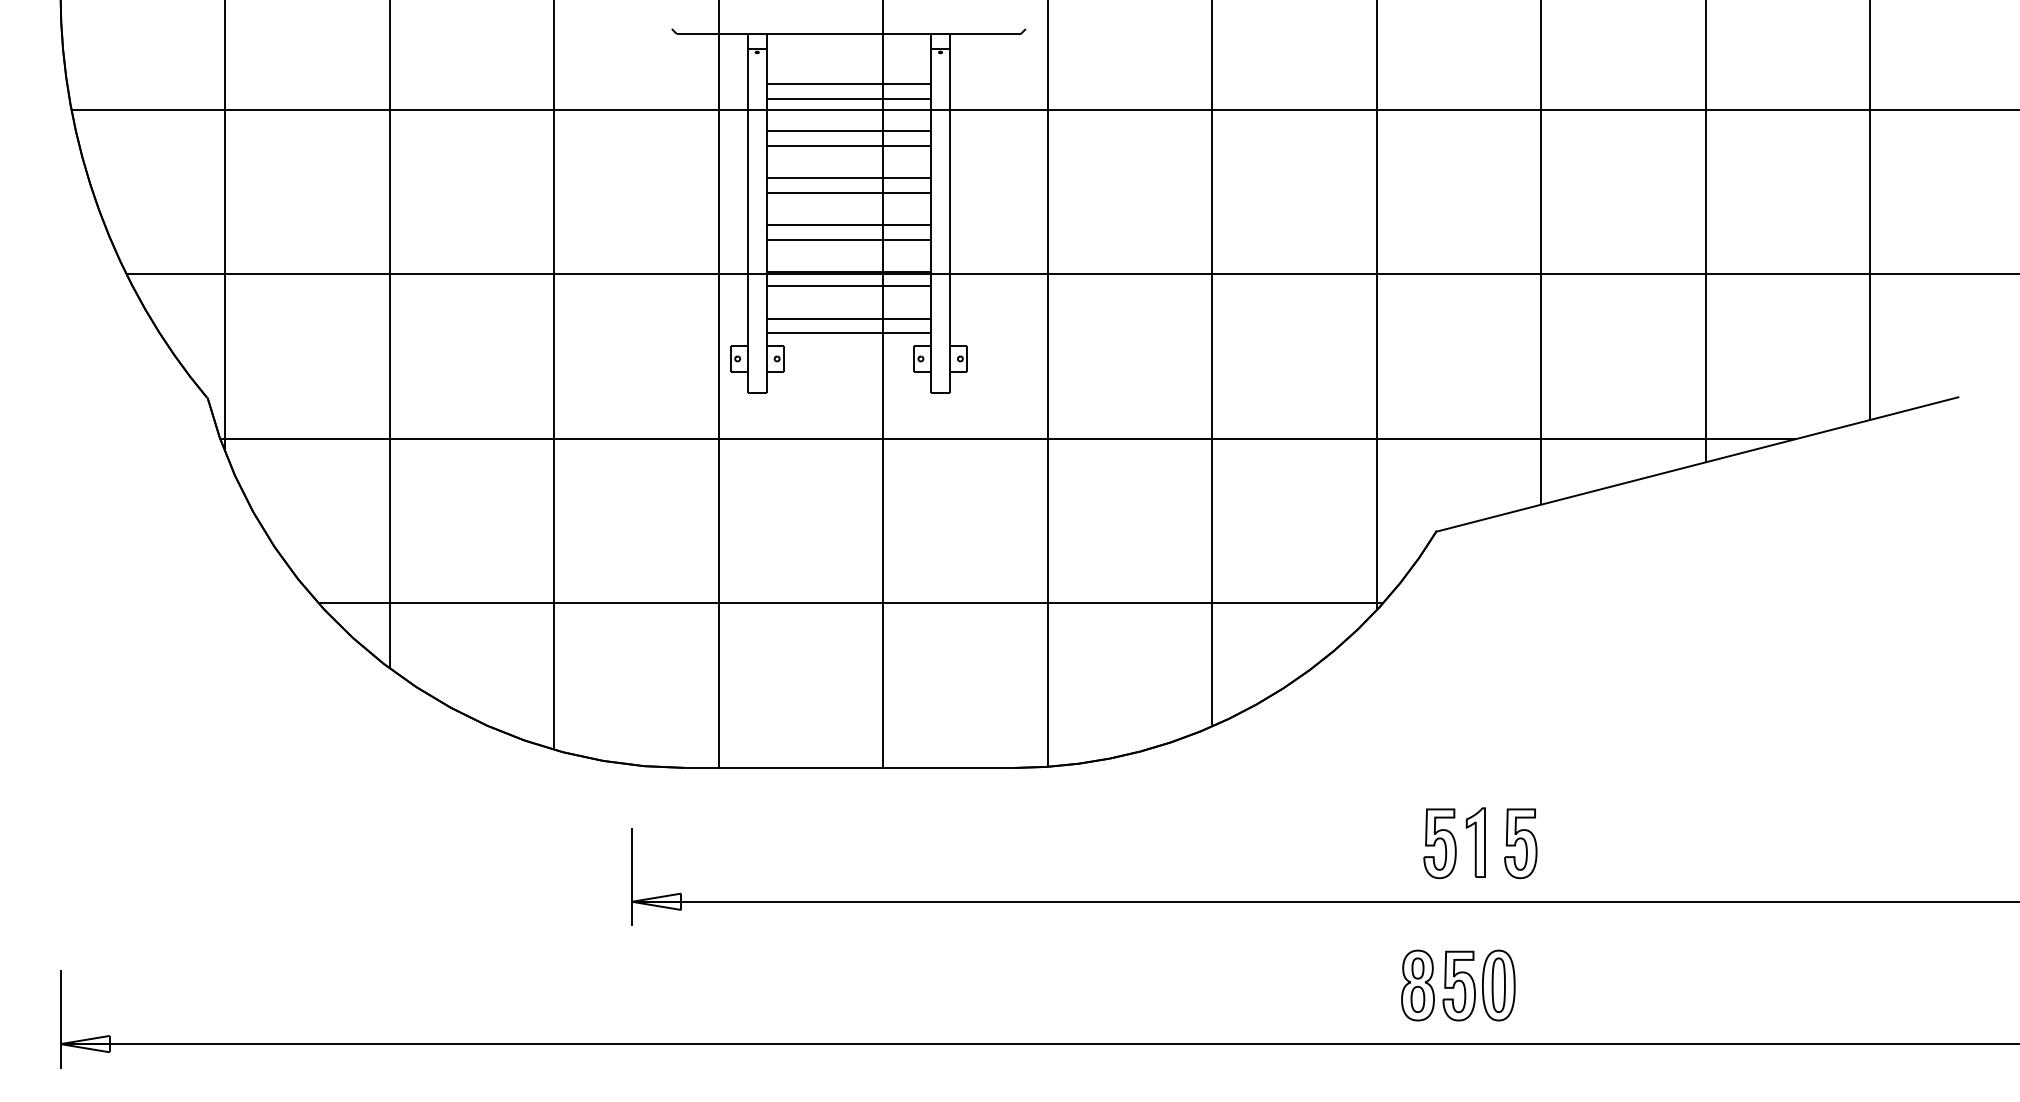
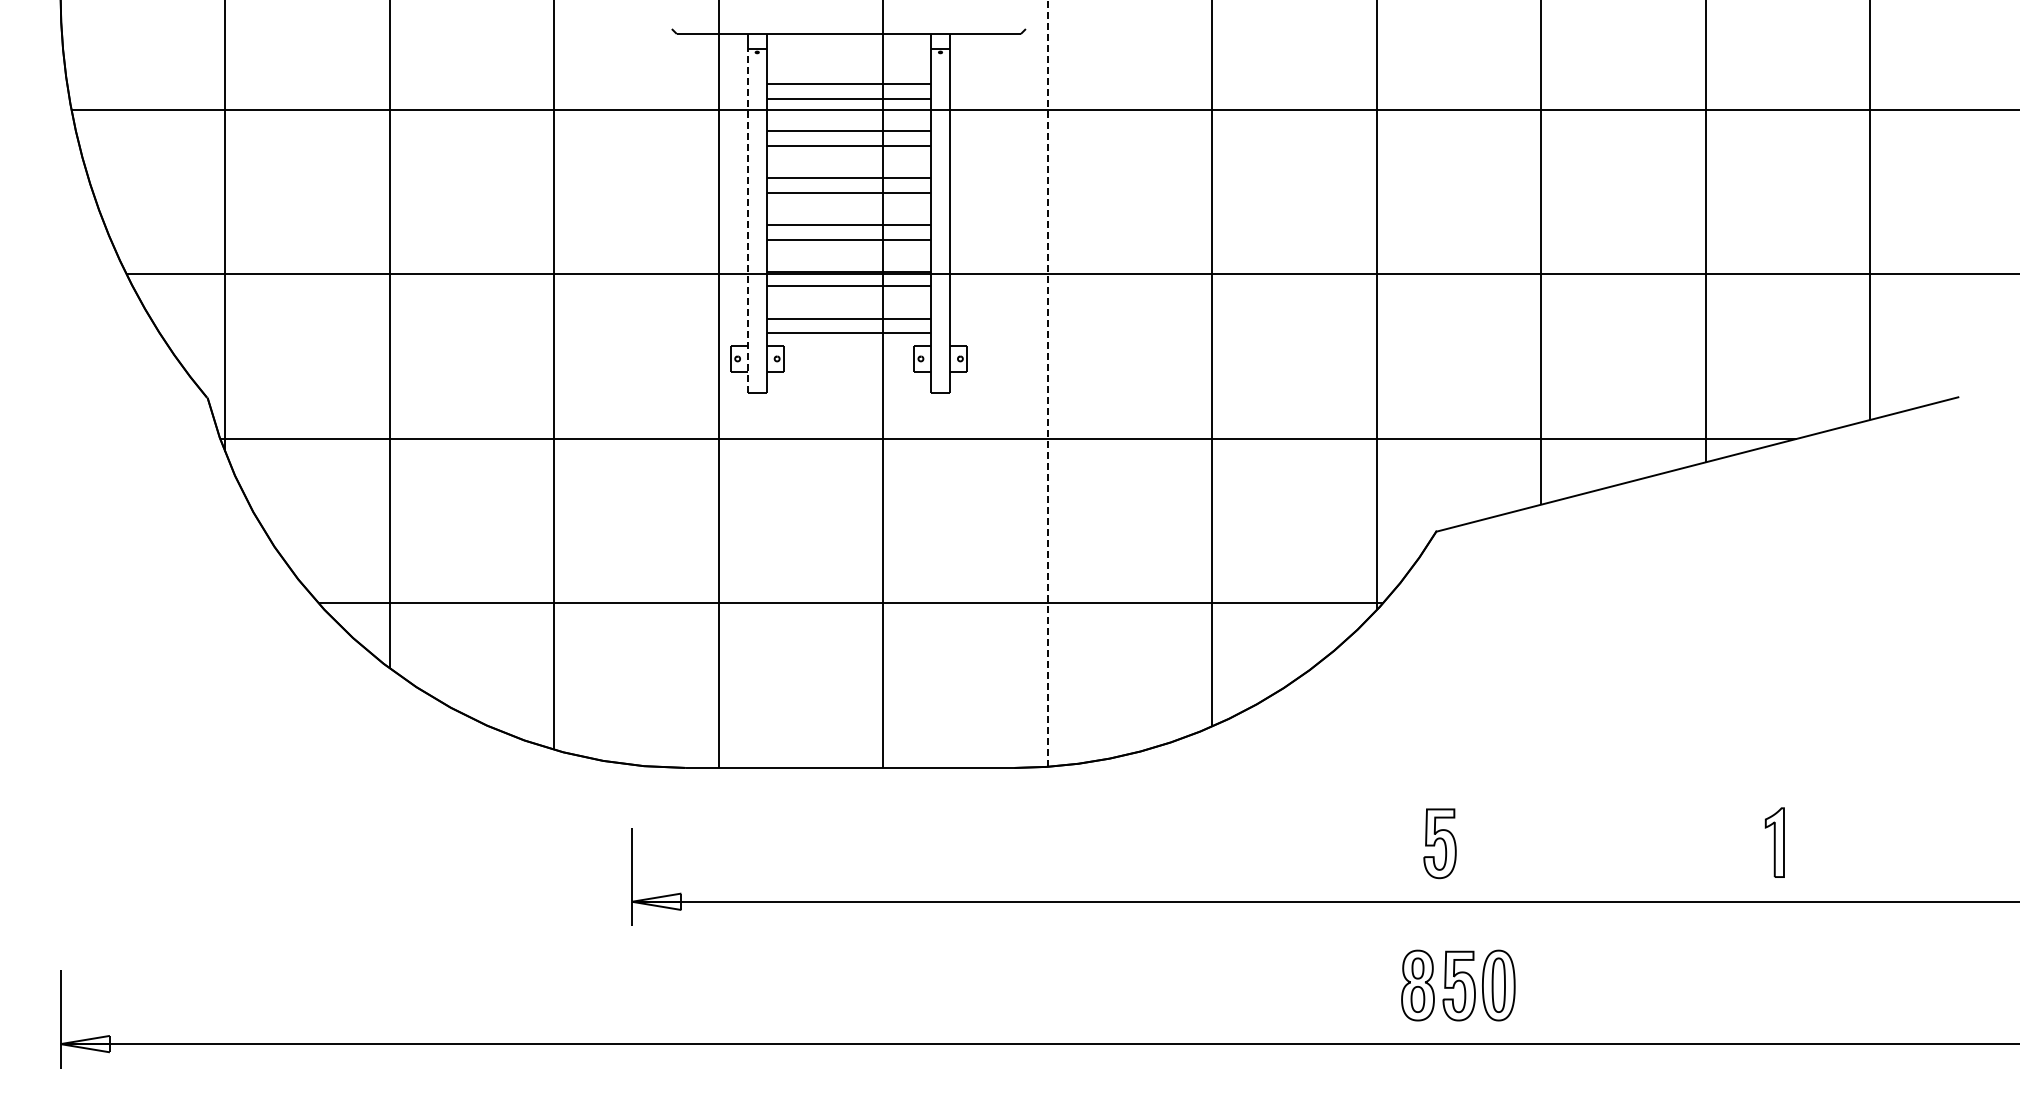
line: solid -> dashed (747, 221)
line: solid -> dashed (1047, 383)
part position: (1475, 842) -> (1774, 842) (1774, 842)
part: present -> none (1520, 843)
